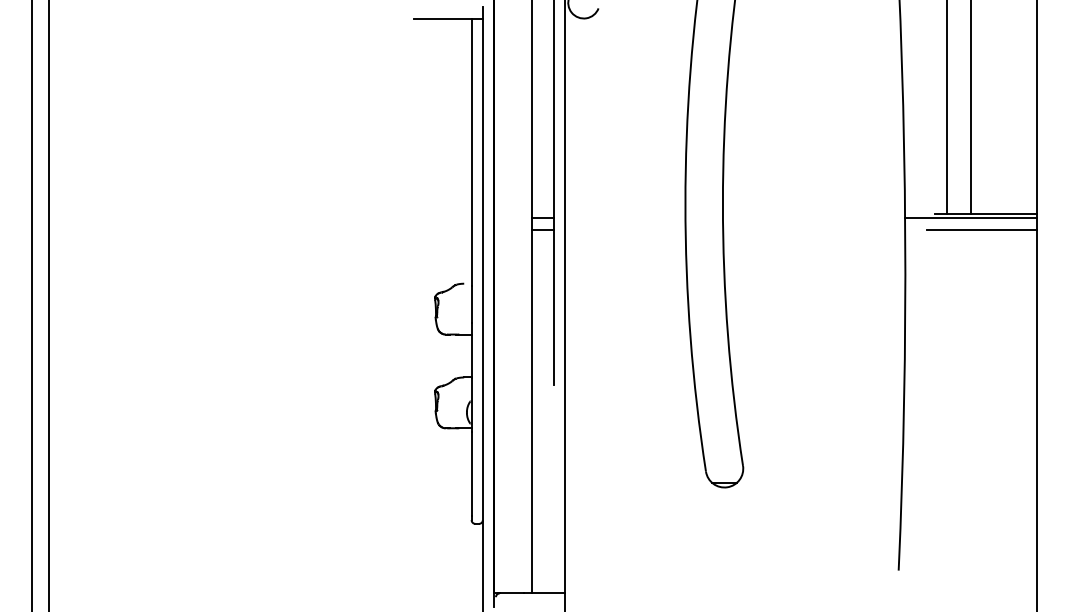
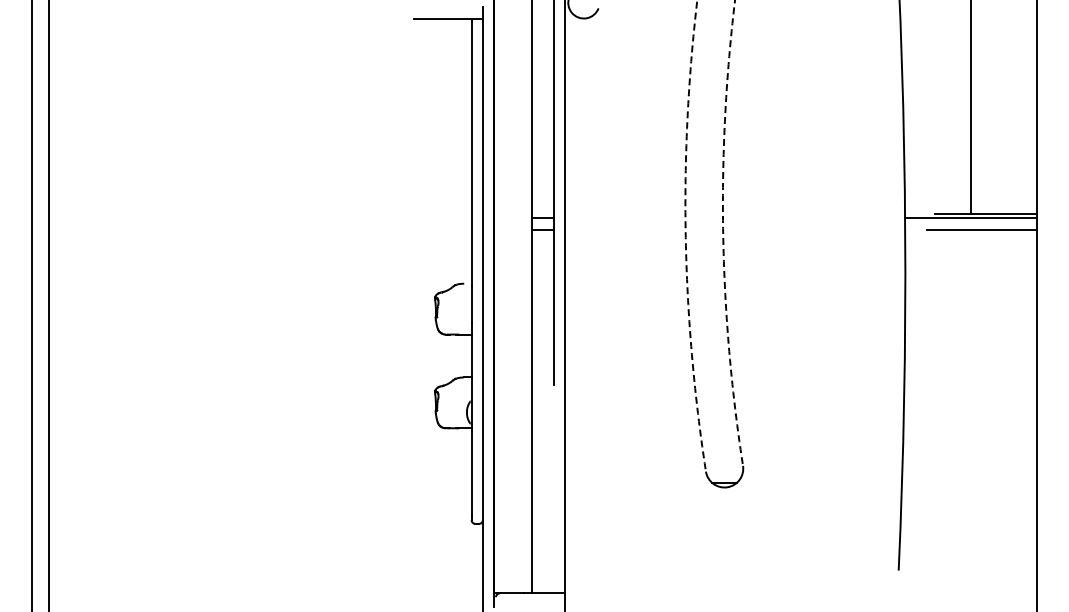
line: present -> none (947, 107)
arc: solid -> dashed (723, 233)
arc: solid -> dashed (685, 236)
